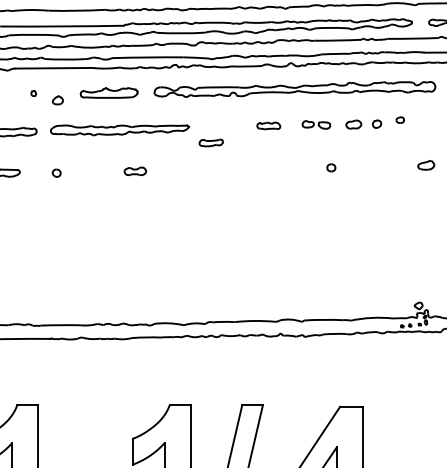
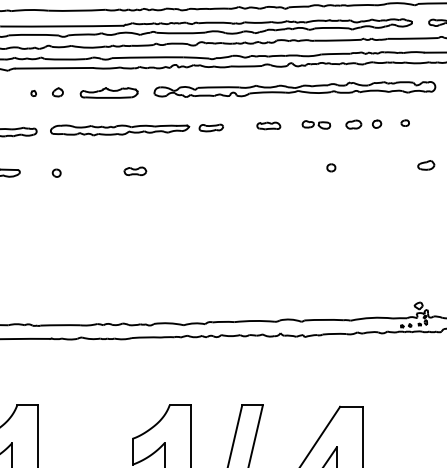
part position: (57, 100) -> (57, 92) (57, 92)
part position: (399, 119) -> (404, 122) (404, 122)
part position: (210, 142) -> (210, 127) (210, 127)
